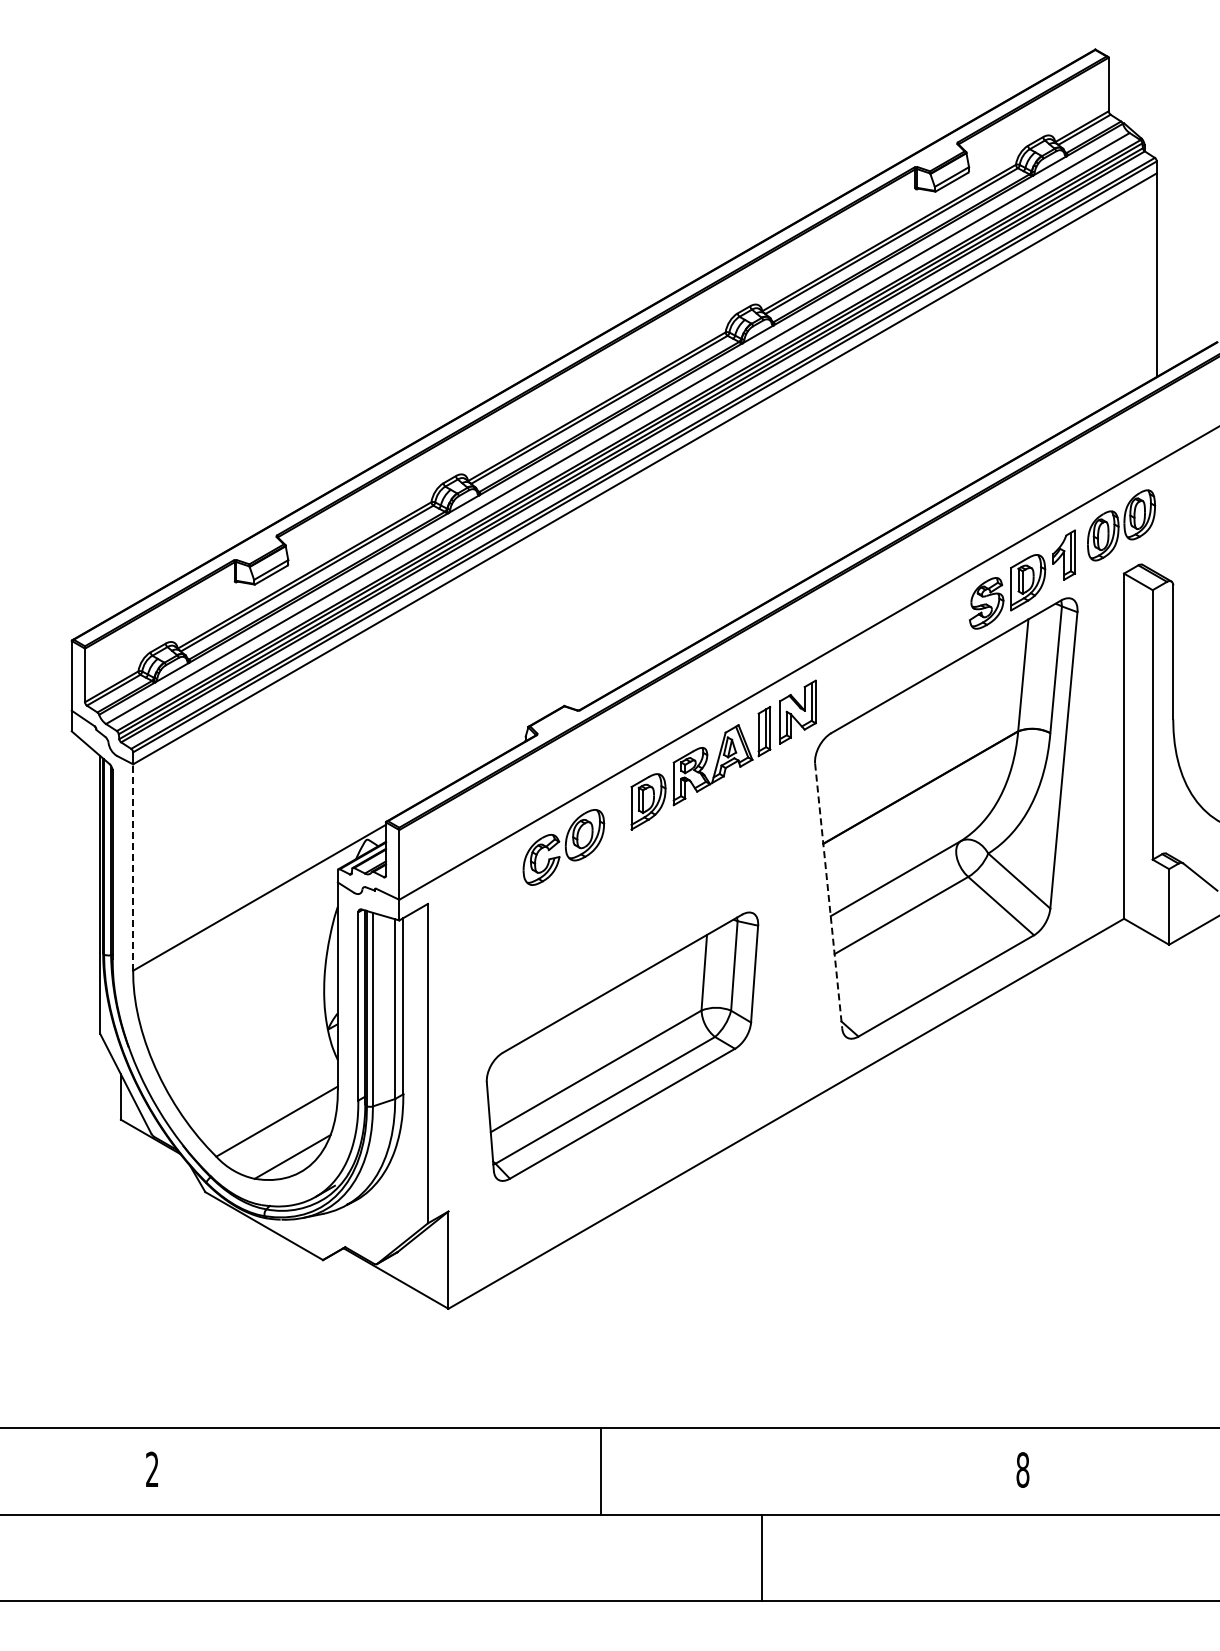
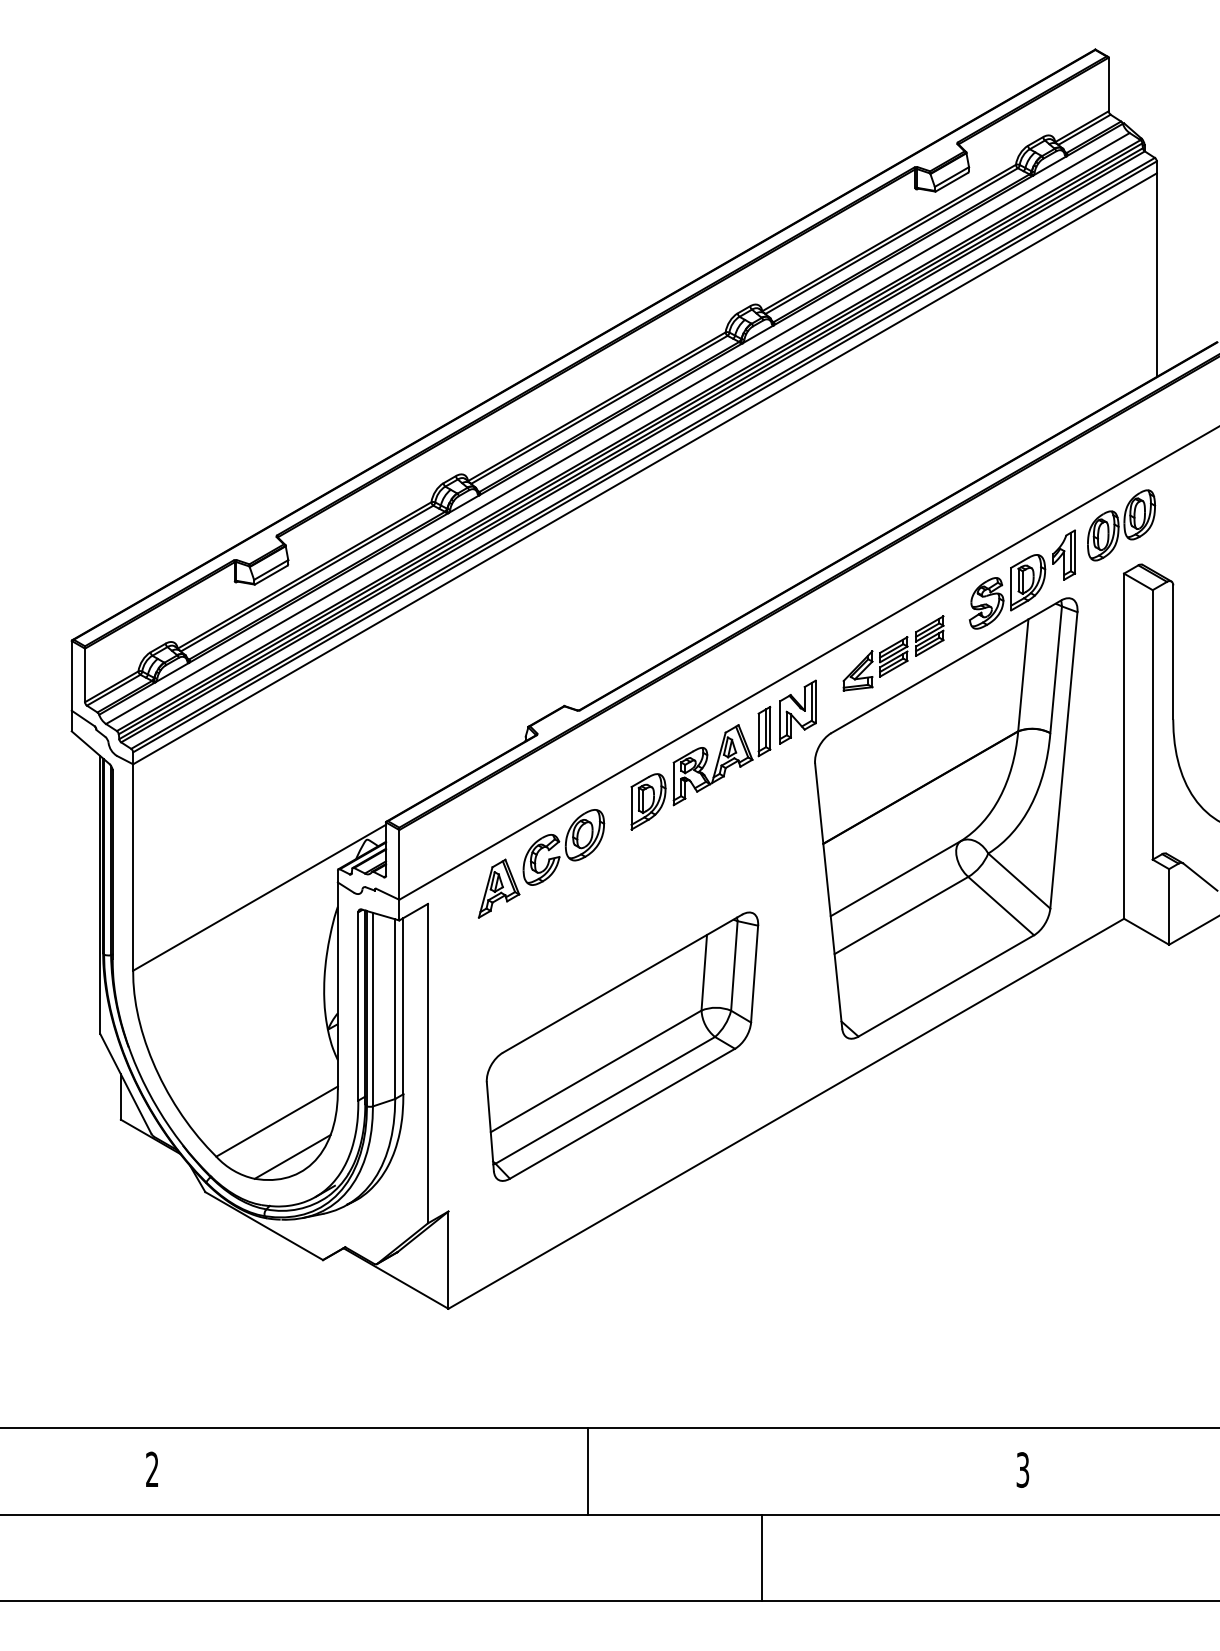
part: none -> present (893, 653)
line: dashed -> solid (133, 867)
part: none -> present (498, 888)
line: dashed -> solid (828, 896)
text: 8 -> 3 (1022, 1469)
line position: (600, 1470) -> (587, 1470) (587, 1470)
